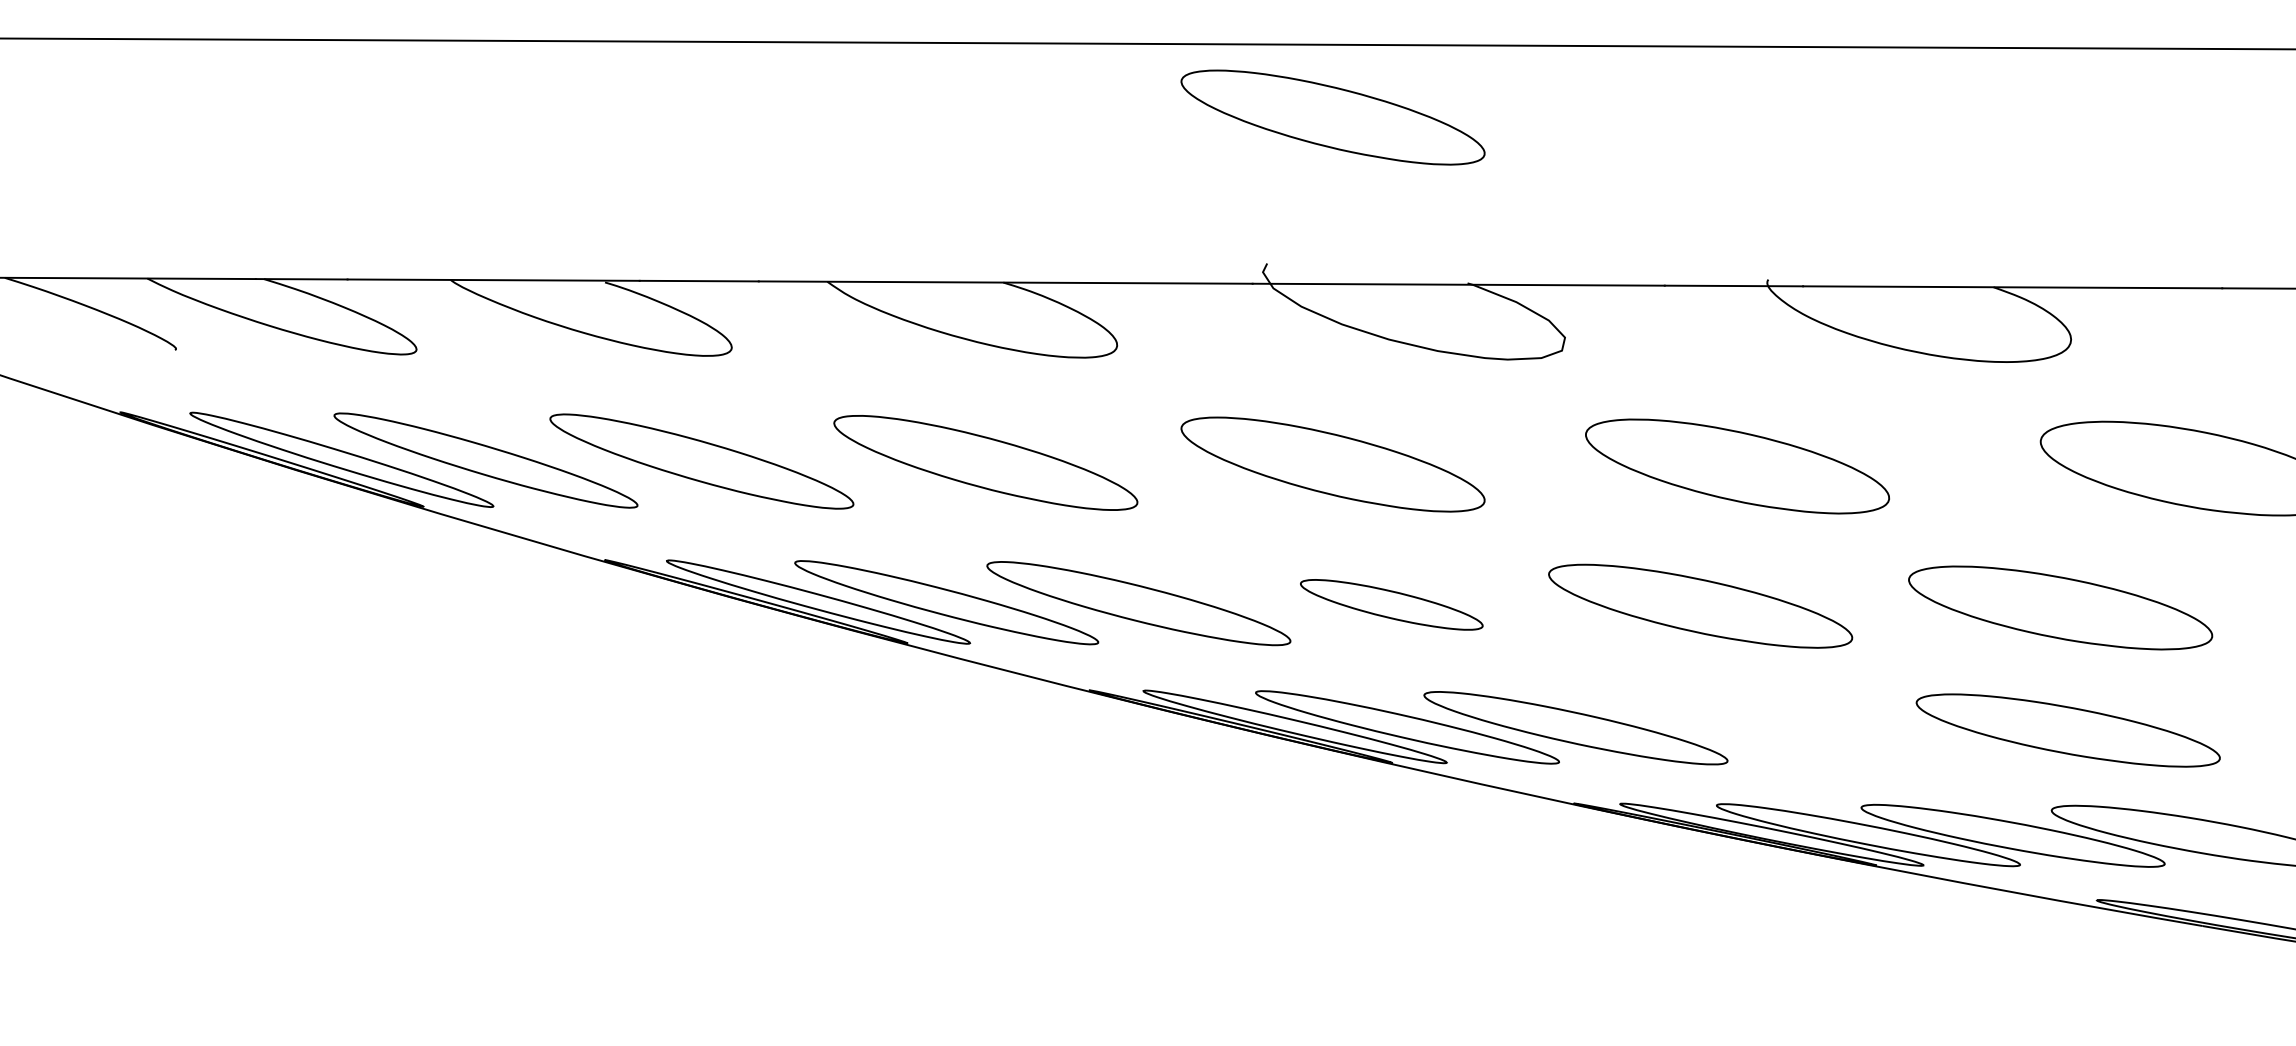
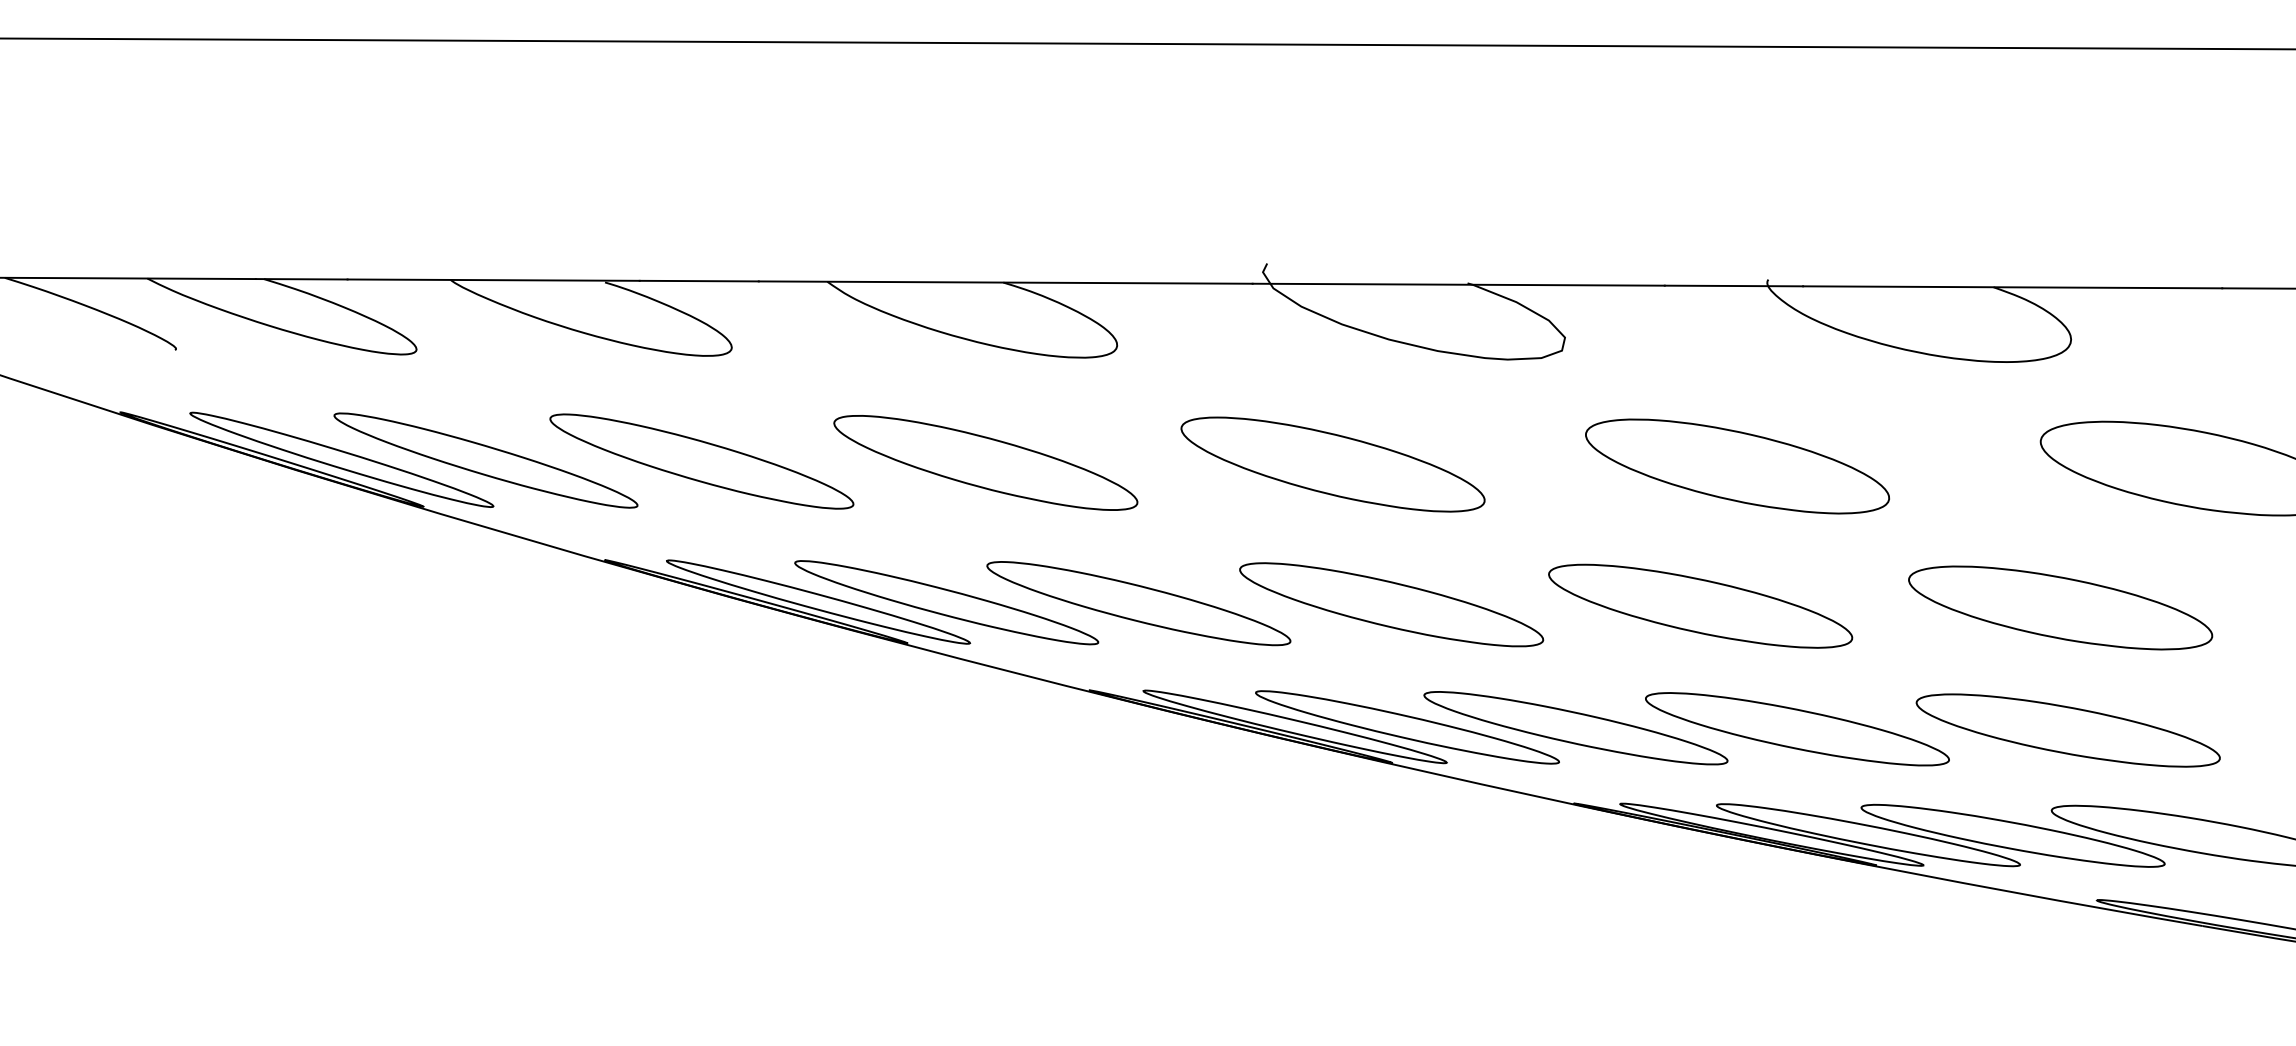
part: present -> none (1332, 117)
part size: 184x52 px -> 306x86 px (1391, 604)
part: none -> present (1797, 729)
